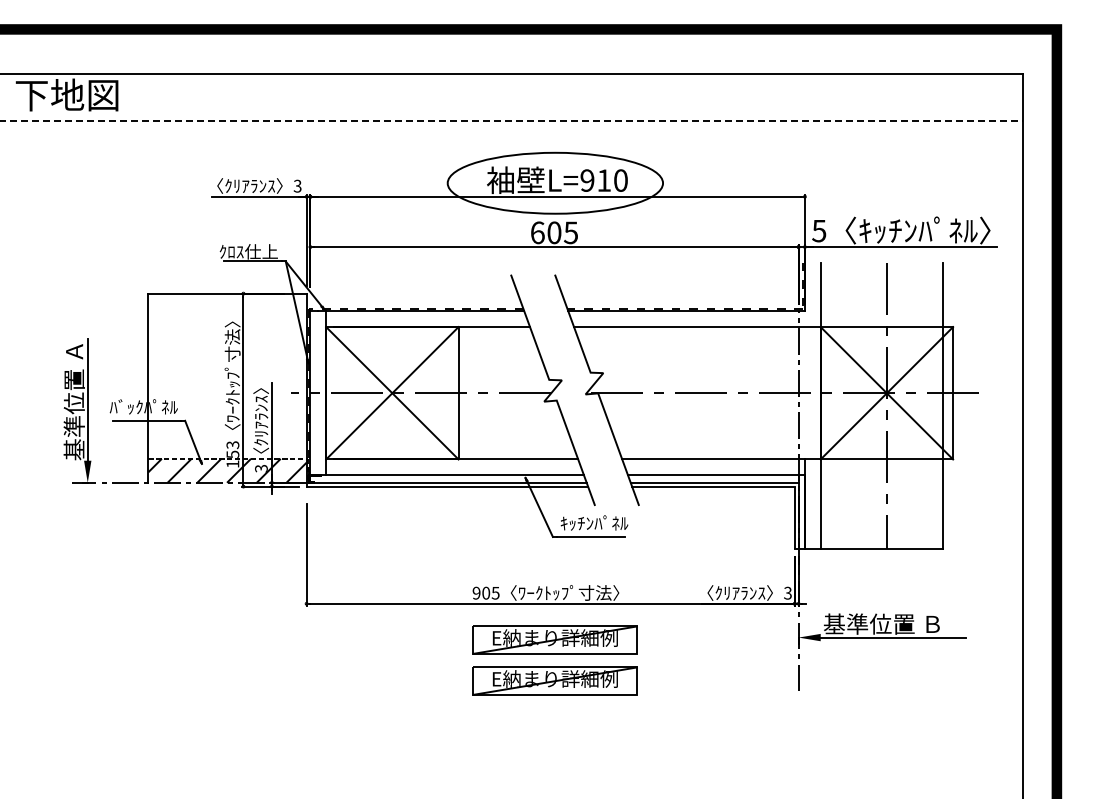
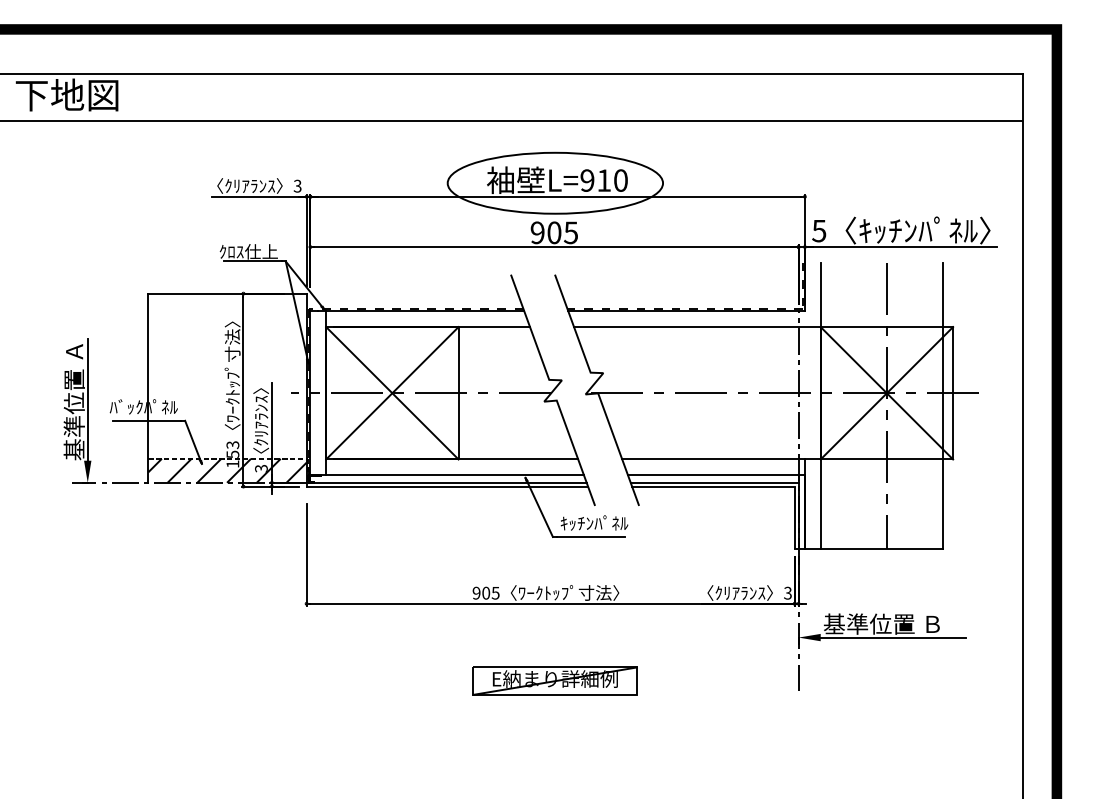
line: dashed -> solid (511, 121)
text: 605 -> 905 (537, 232)
part: present -> none (554, 639)
